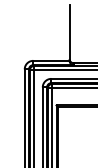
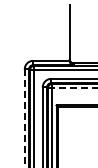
line: solid -> dashed (72, 88)
line: solid -> dashed (24, 118)
